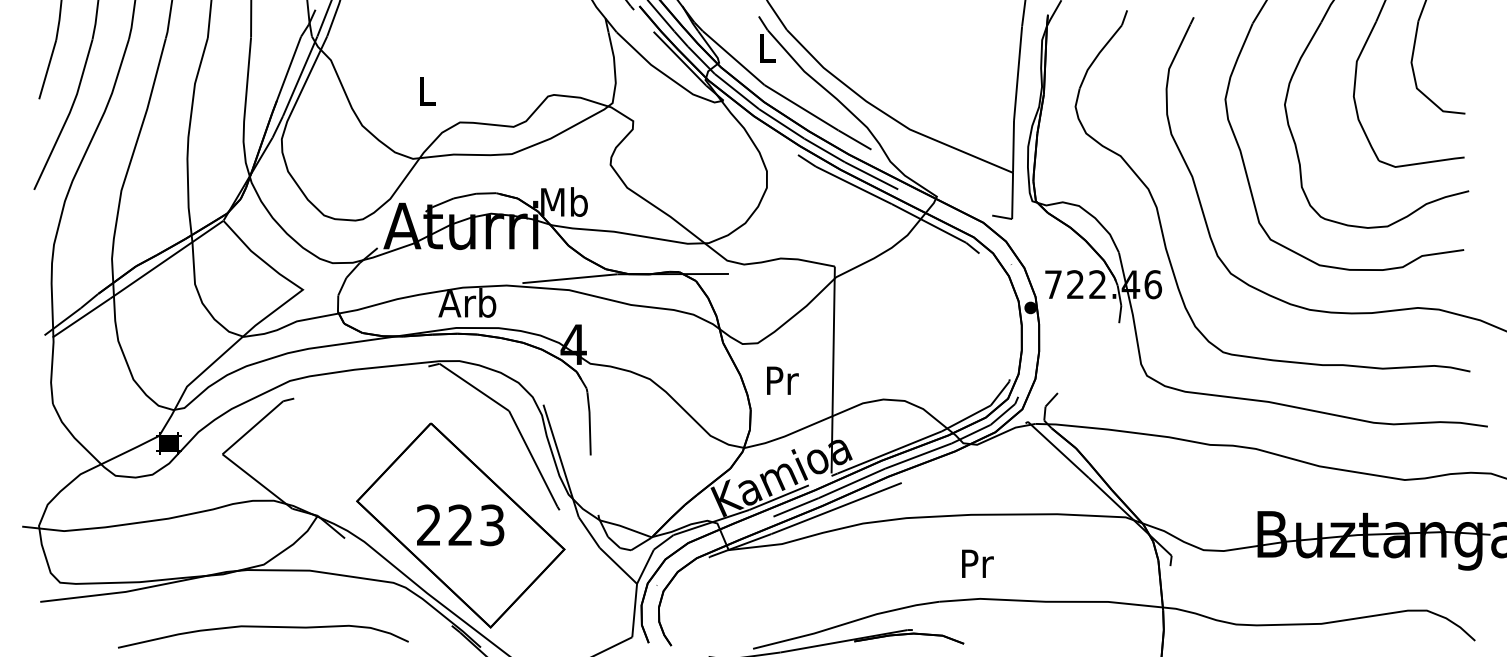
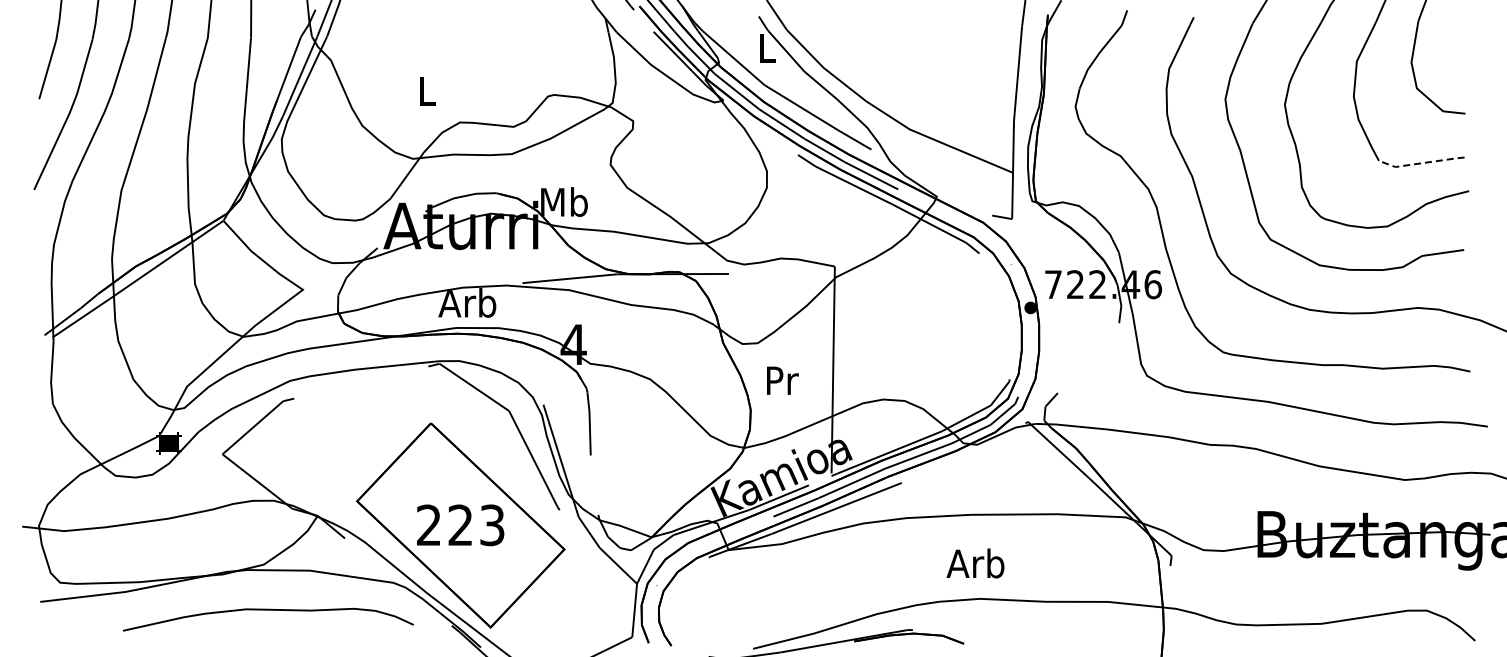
line: solid -> dashed (1421, 163)
text: Pr -> Arb (975, 563)
curve position: (263, 627) -> (268, 610) (268, 610)
